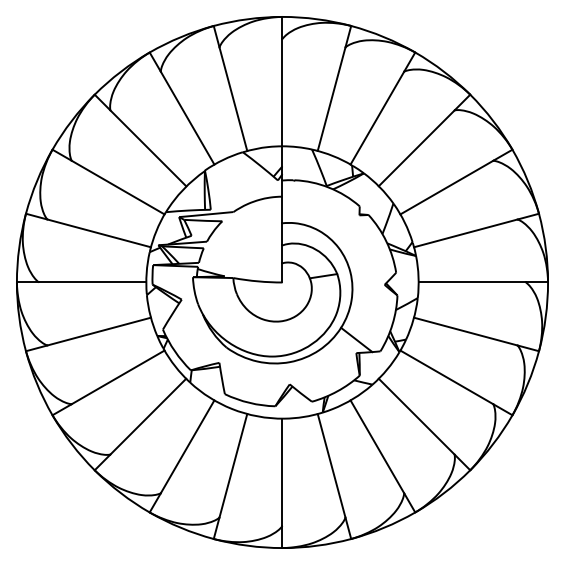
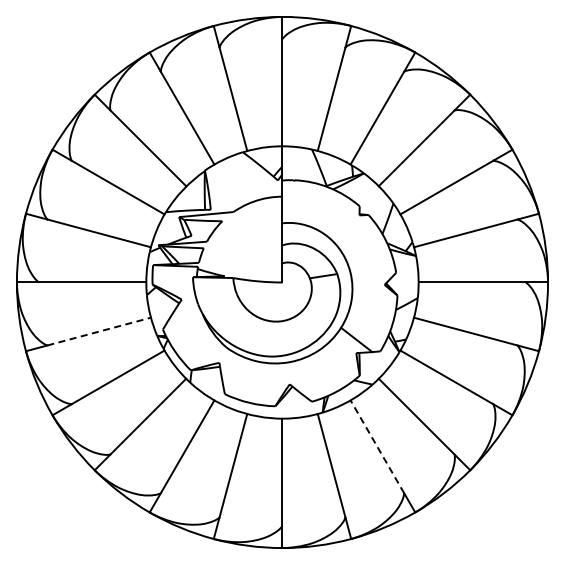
line: solid -> dashed (99, 331)
line: solid -> dashed (377, 446)
